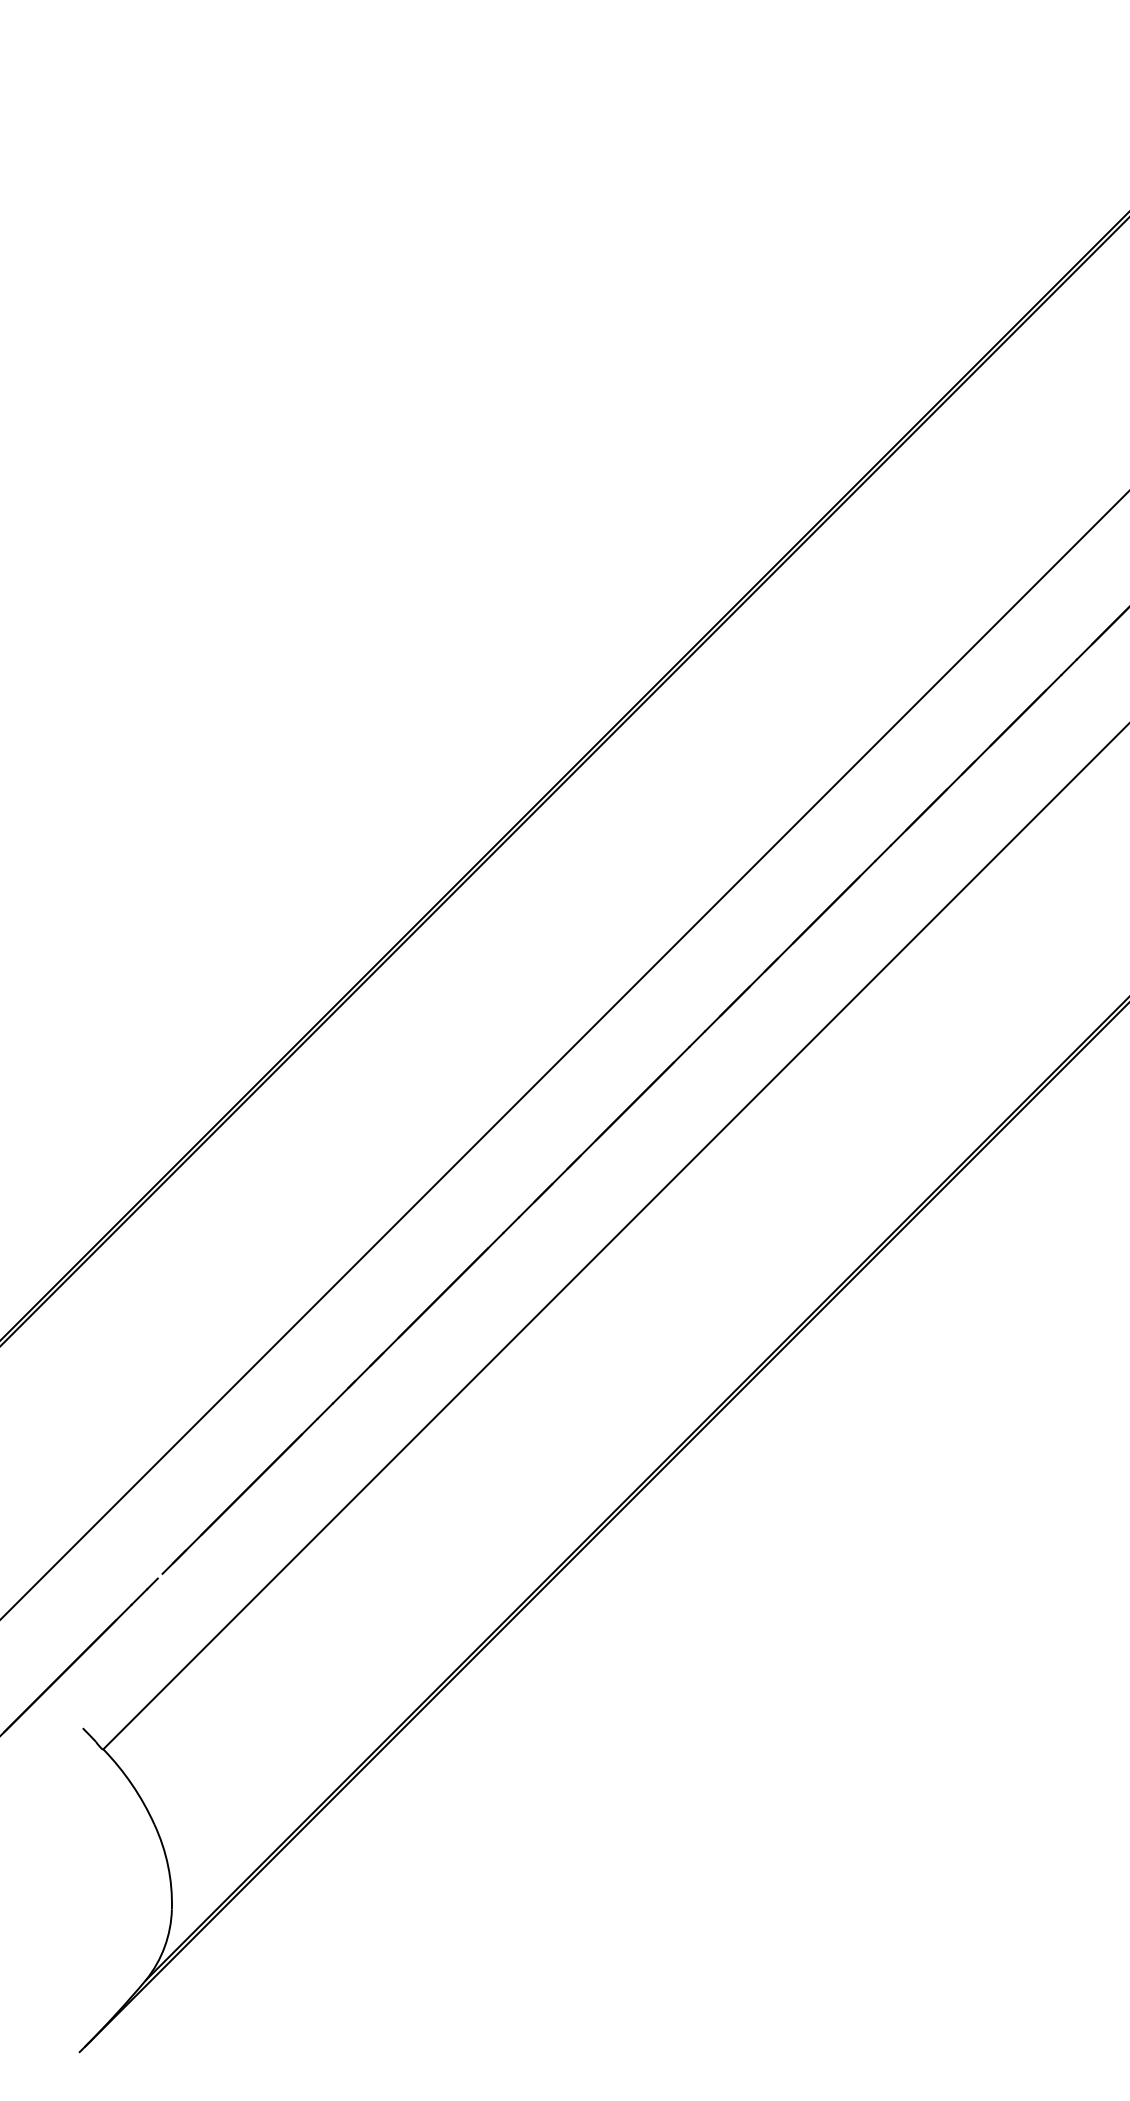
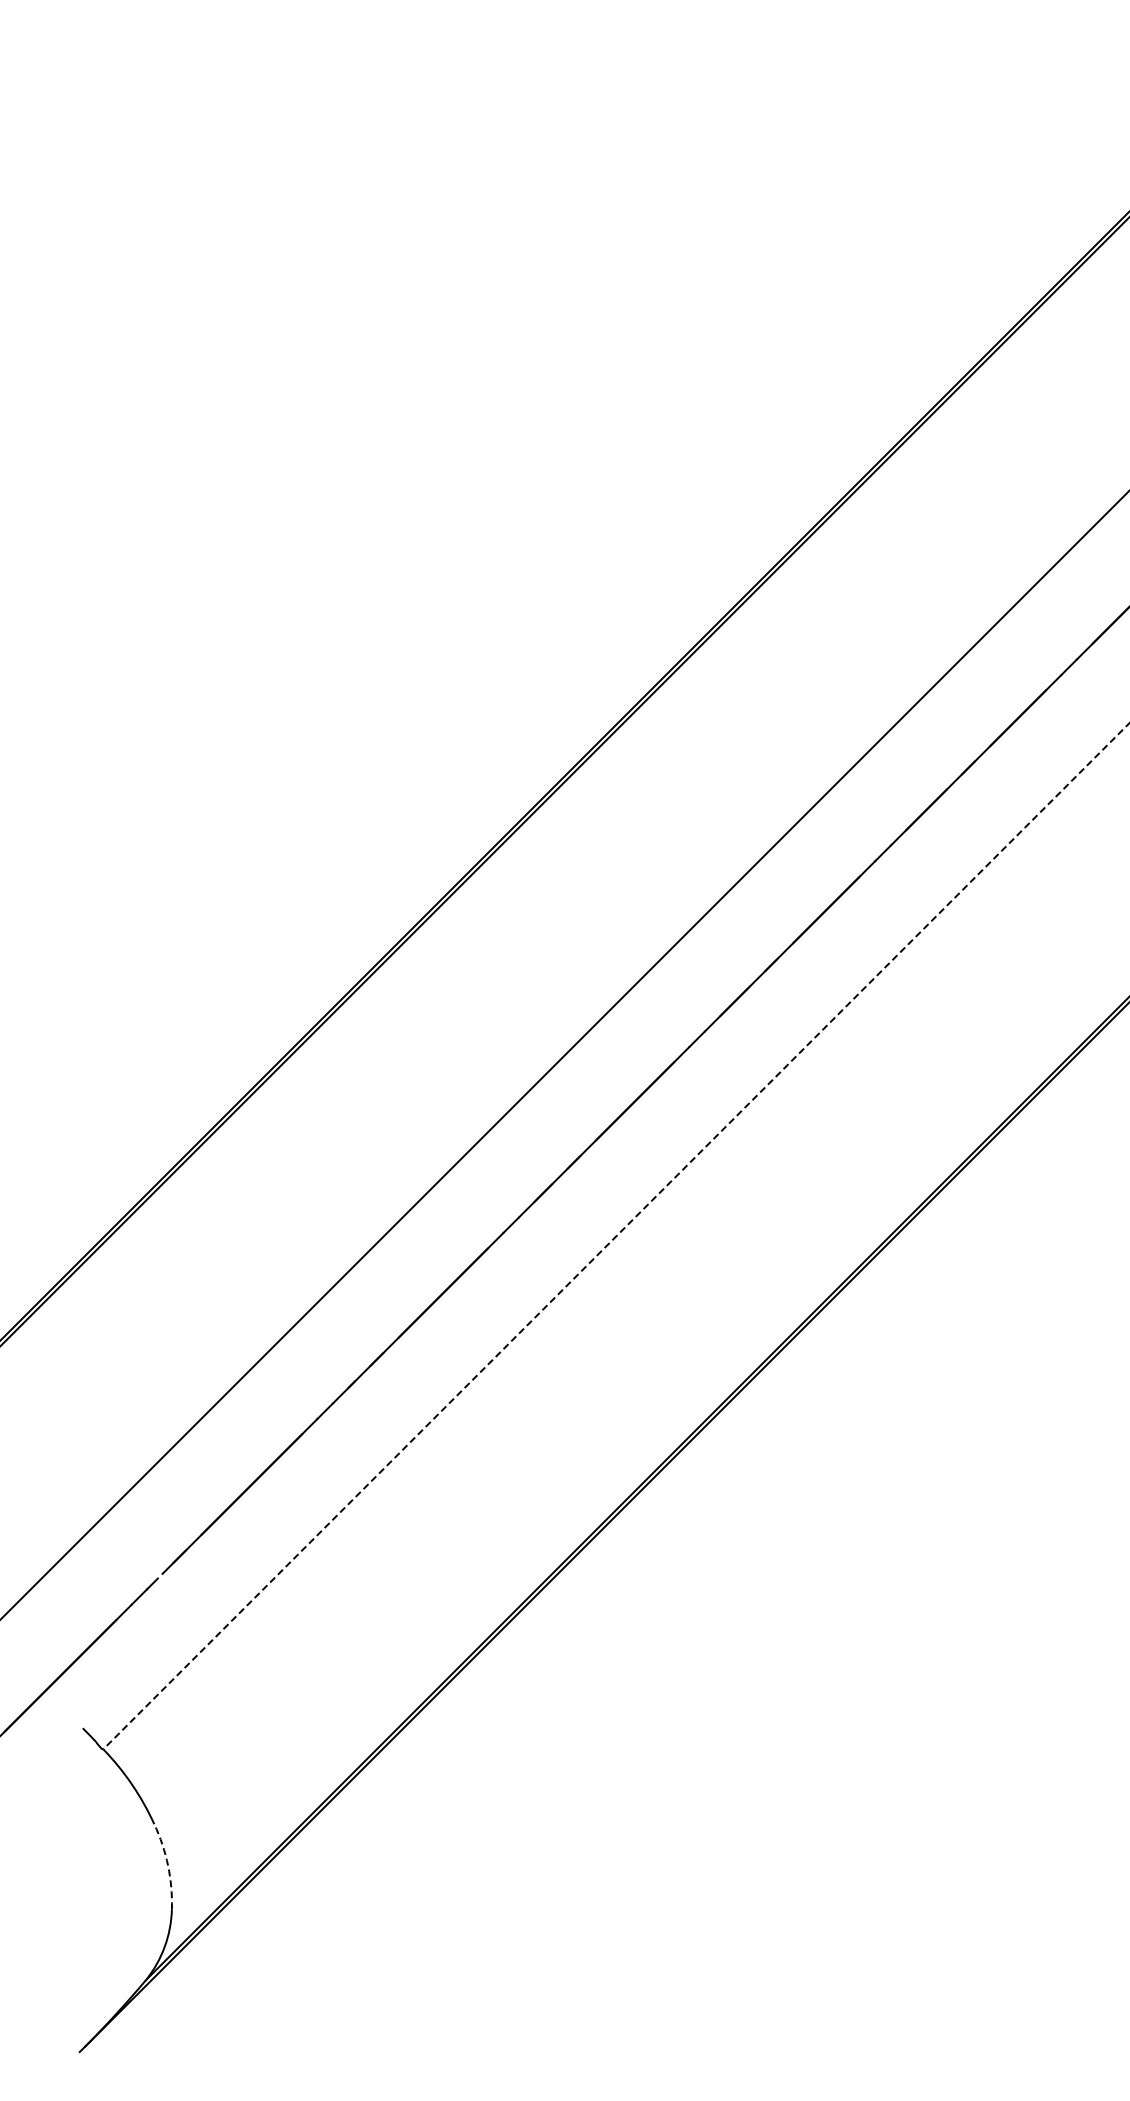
line: solid -> dashed (615, 1236)
arc: solid -> dashed (168, 1865)
